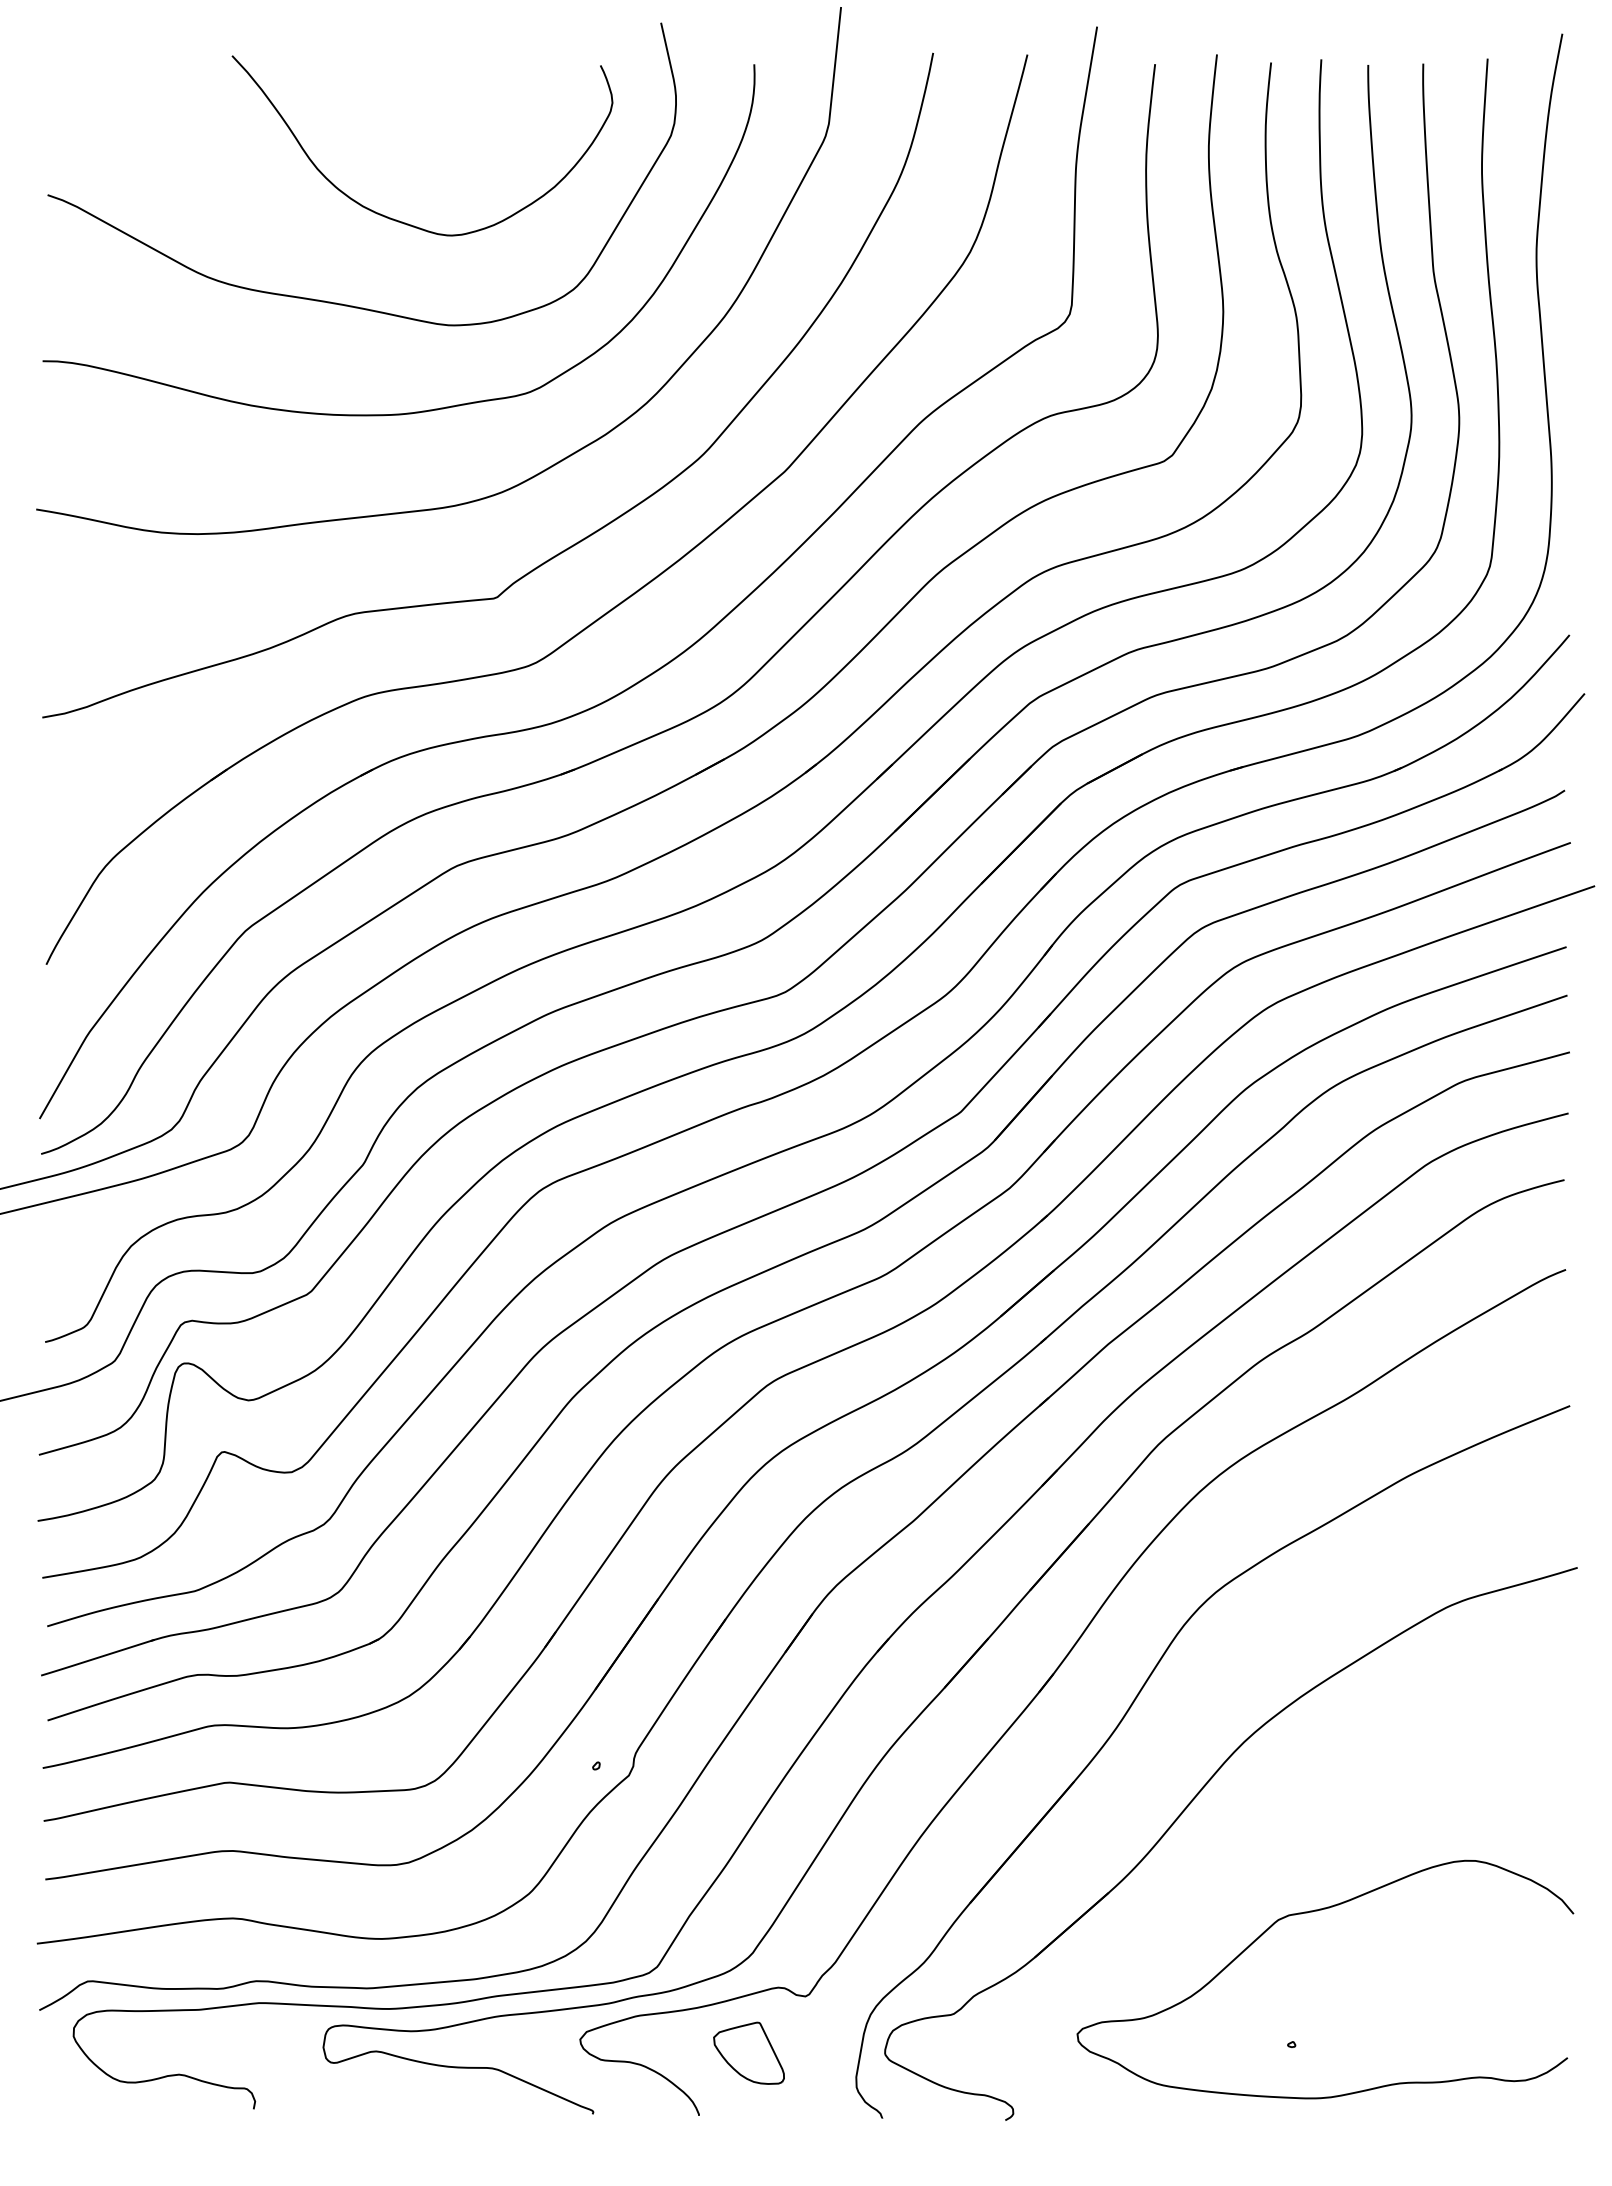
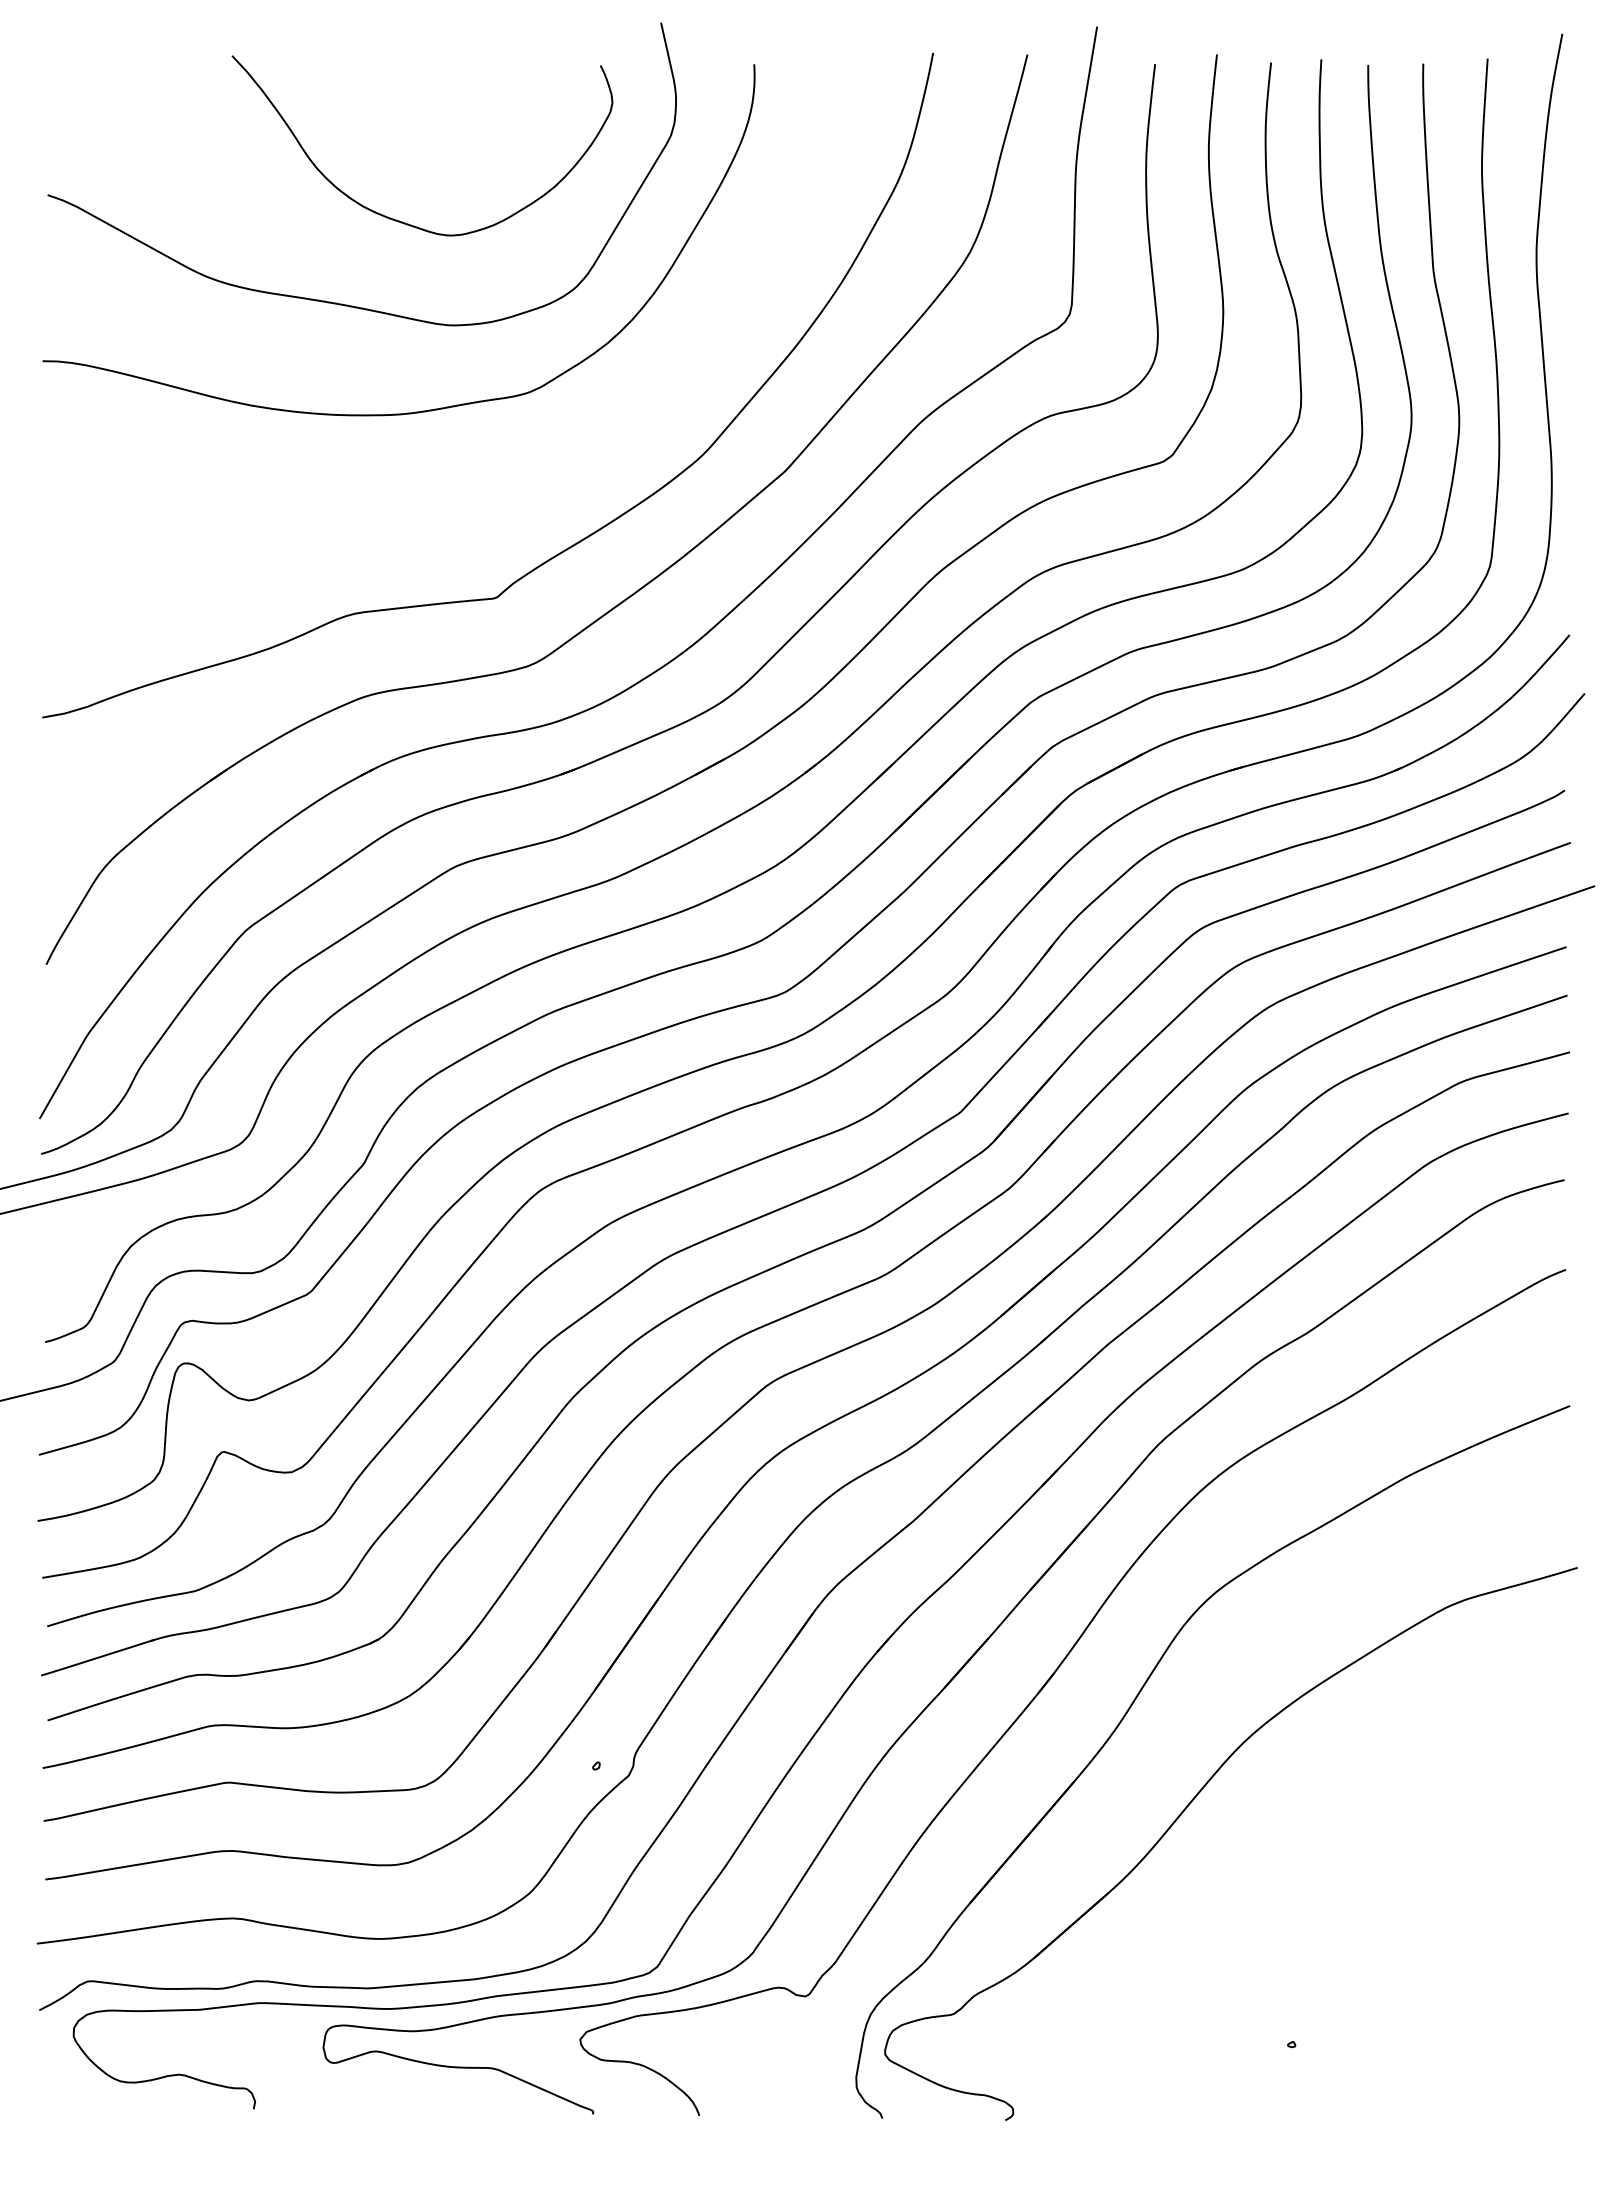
curve: present -> none (547, 467)
curve: present -> none (1312, 1912)
part: present -> none (748, 2052)
